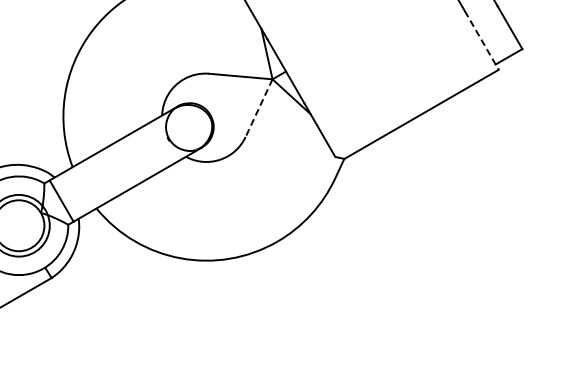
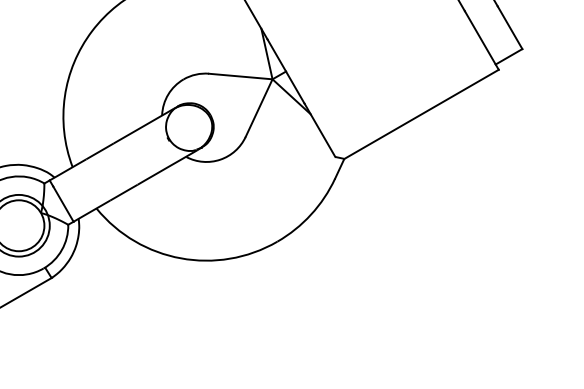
line: dashed -> solid (481, 40)
line: dashed -> solid (259, 108)
